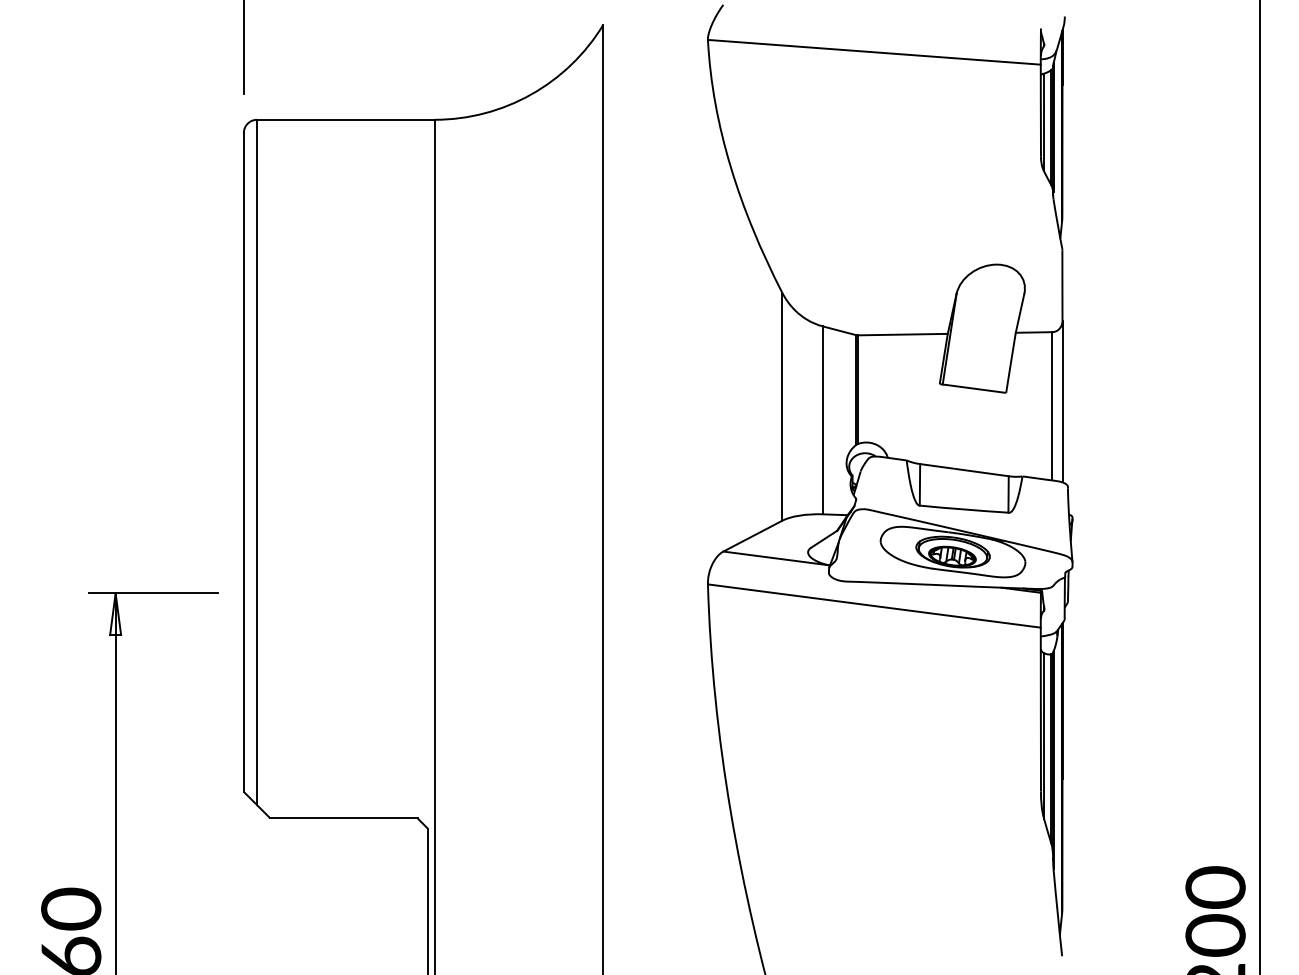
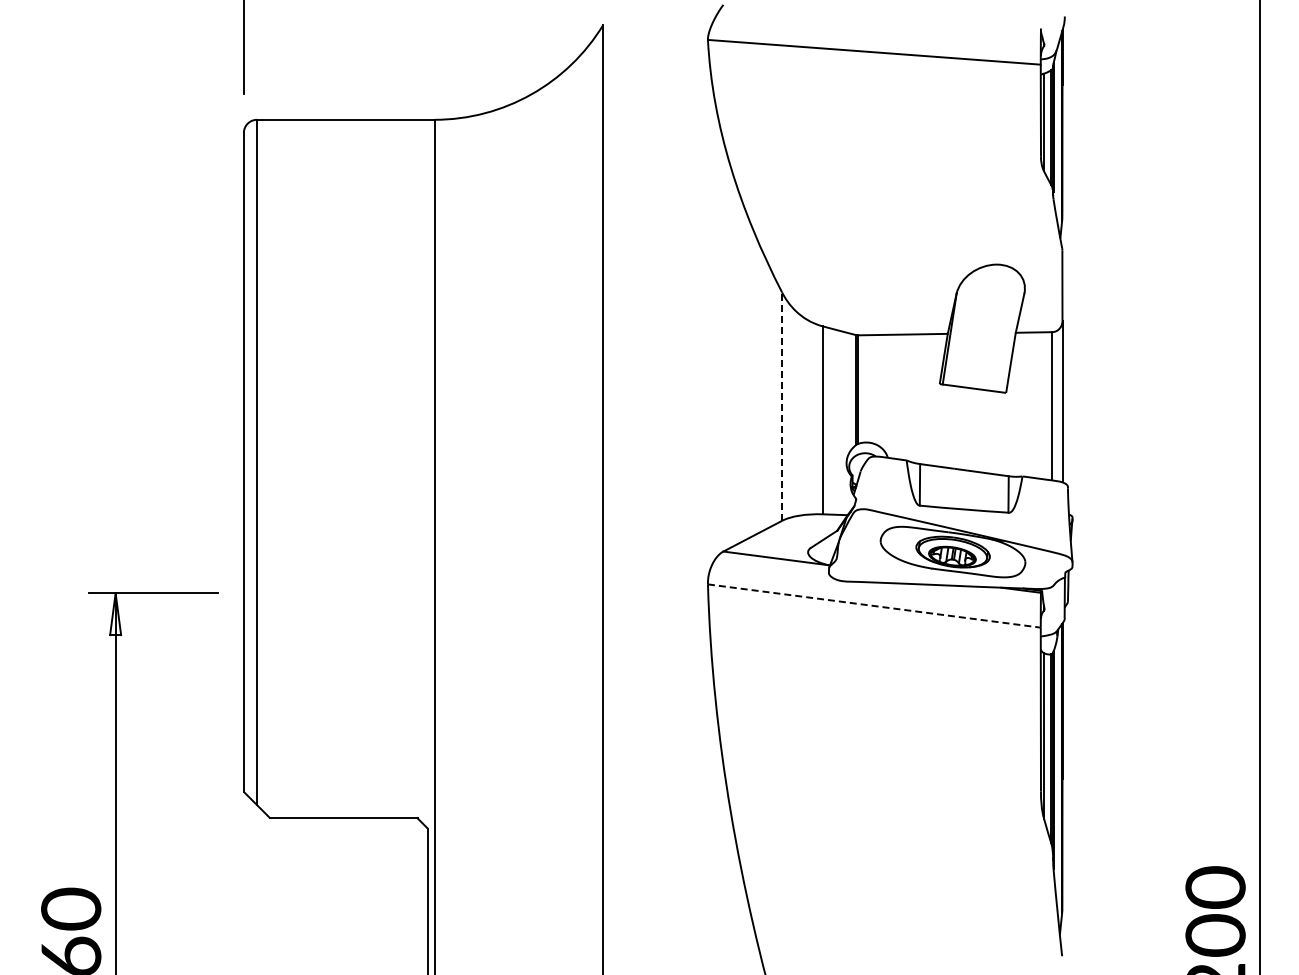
line: solid -> dashed (782, 406)
line: solid -> dashed (874, 606)
